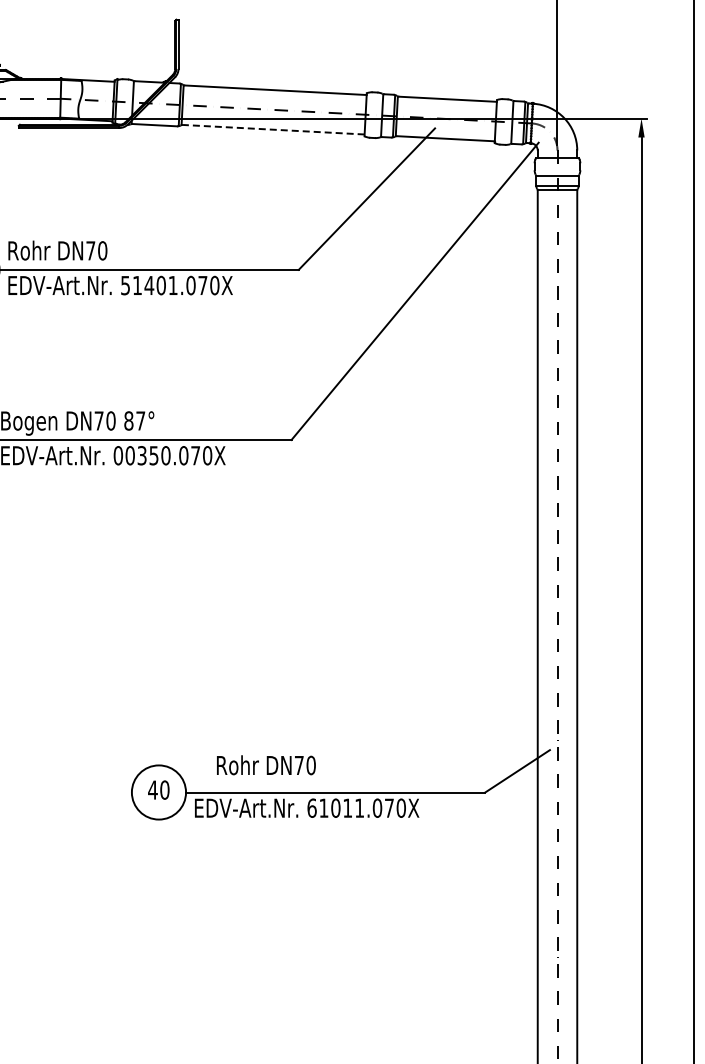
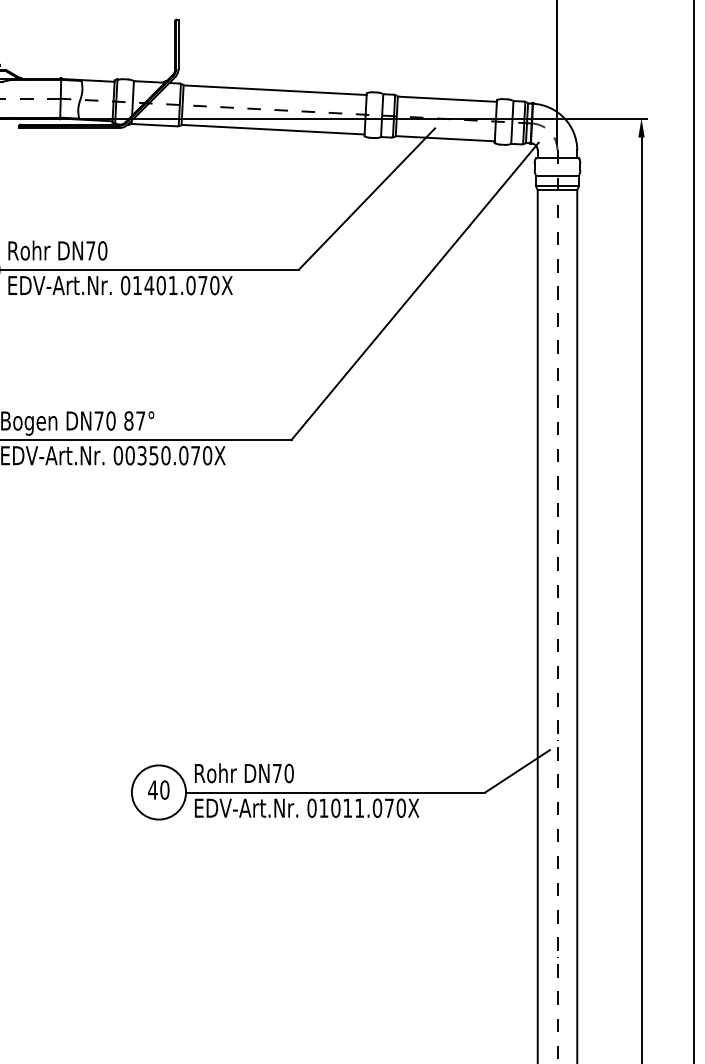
line: dashed -> solid (273, 129)
text: 51401.070X -> 01401.070X (125, 285)
text position: (266, 765) -> (244, 773) (244, 773)
text: 61011.070X -> 01011.070X (311, 807)
